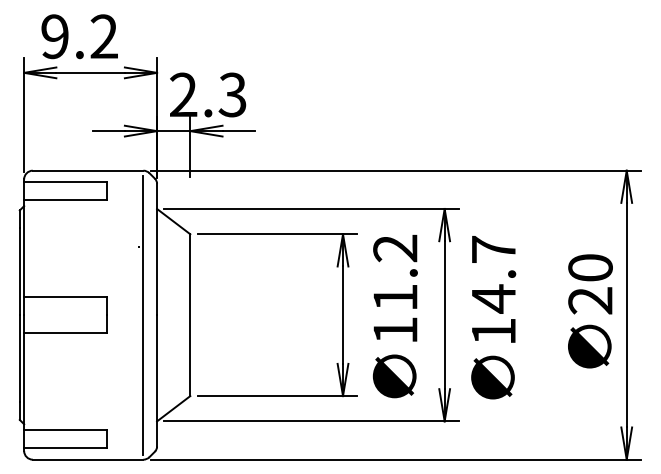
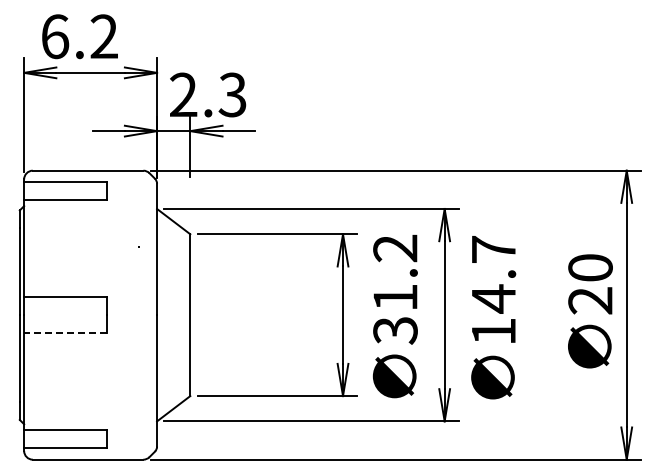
text: 9.2 -> 6.2 (55, 36)
line: present -> none (143, 315)
text: 11.2 -> 31.2 (395, 330)
line: solid -> dashed (64, 333)
